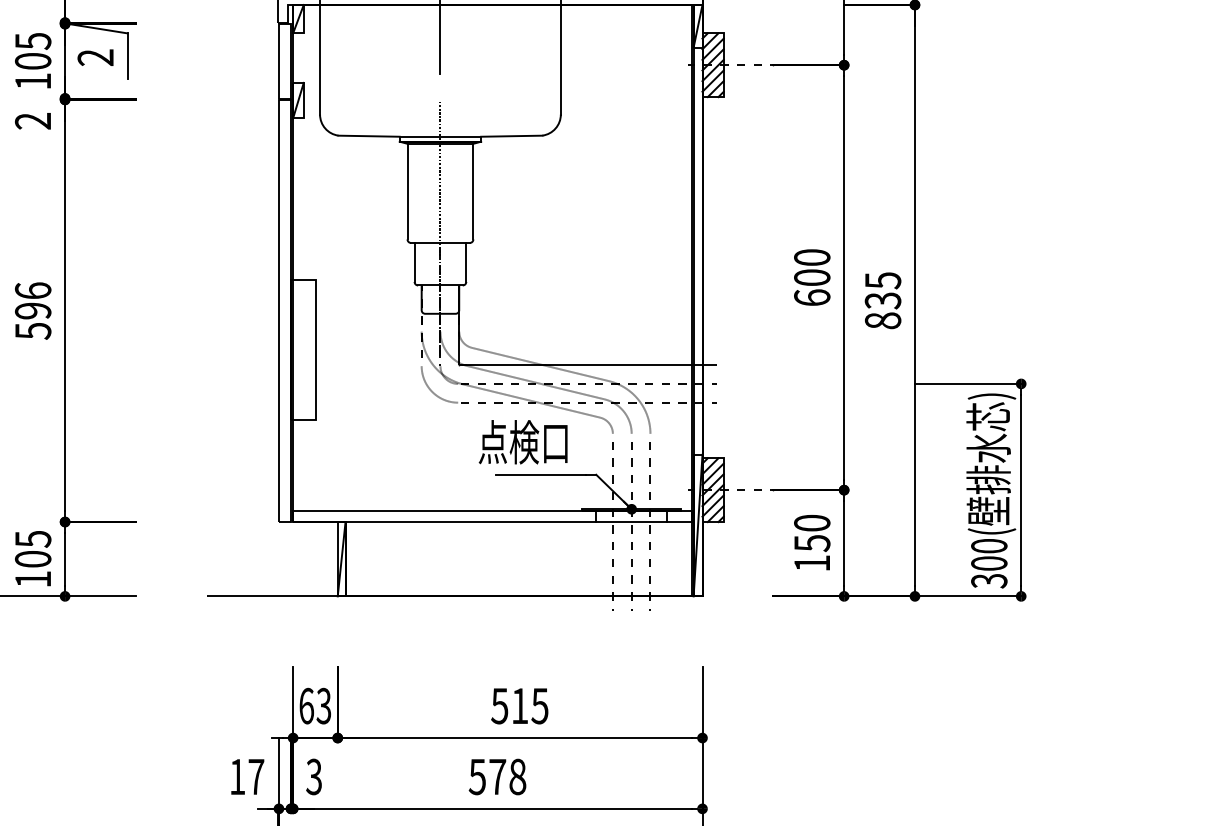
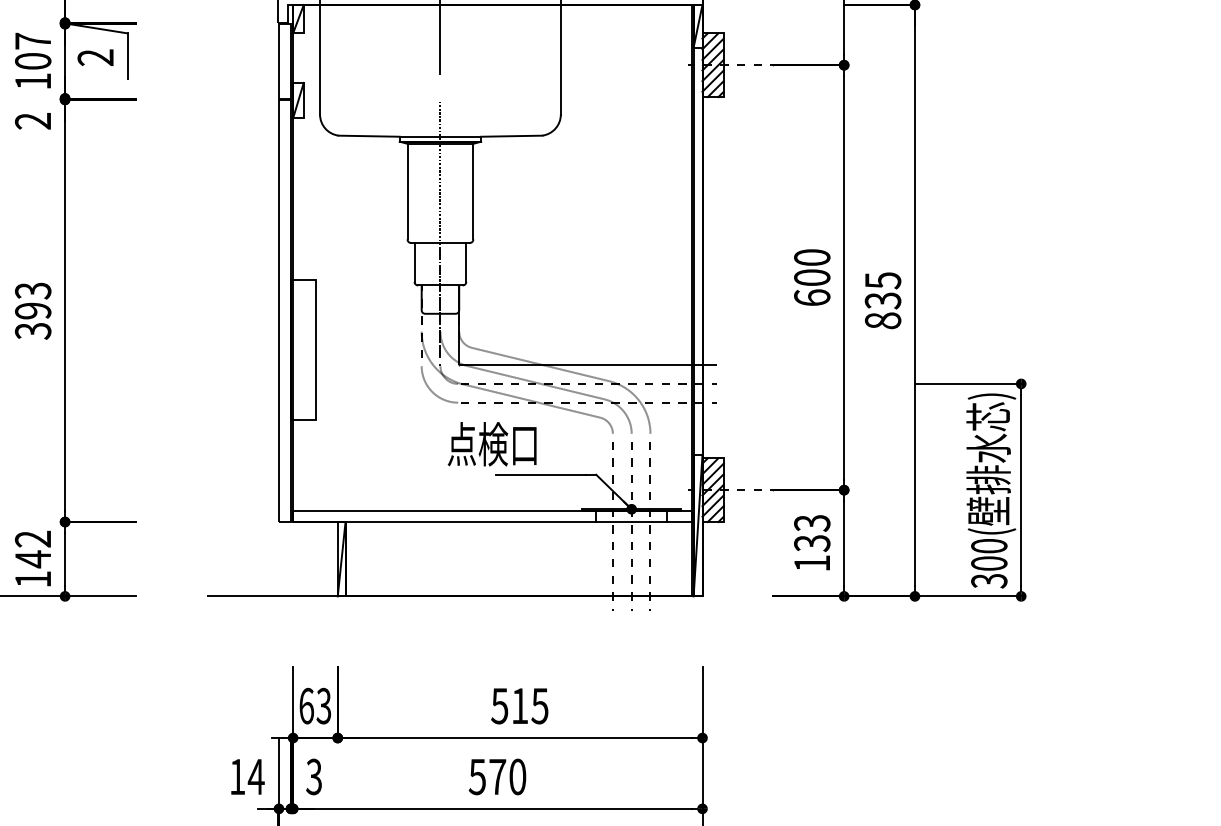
text: 105 -> 107 (33, 41)
text: 596 -> 393 (32, 310)
text position: (522, 442) -> (491, 444) (491, 444)
text: 150 -> 133 (812, 532)
text: 105 -> 142 (32, 549)
text: 17 -> 14 (255, 776)
text: 578 -> 570 (517, 776)
